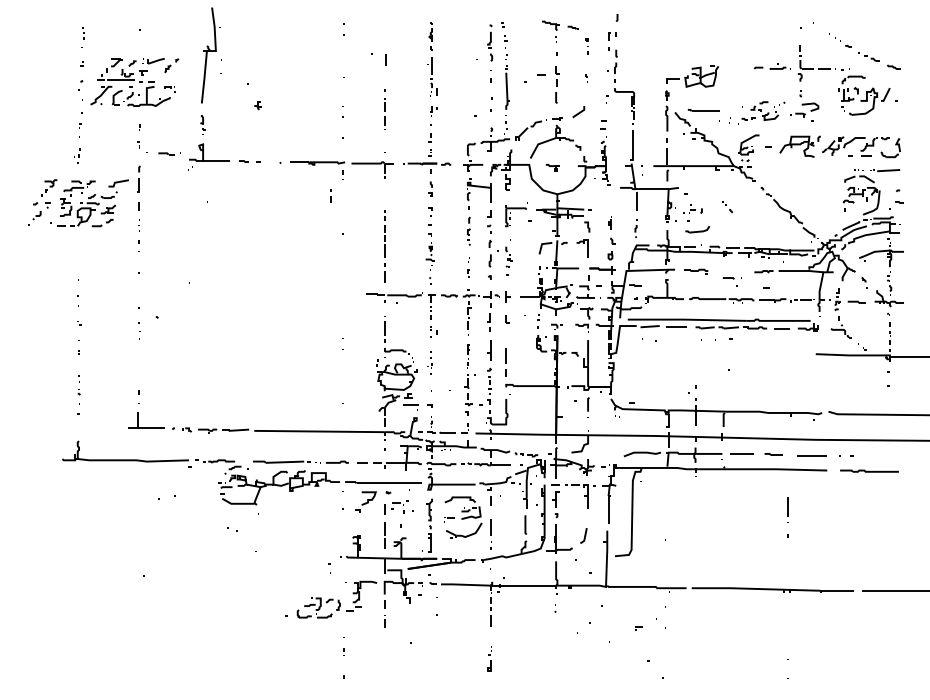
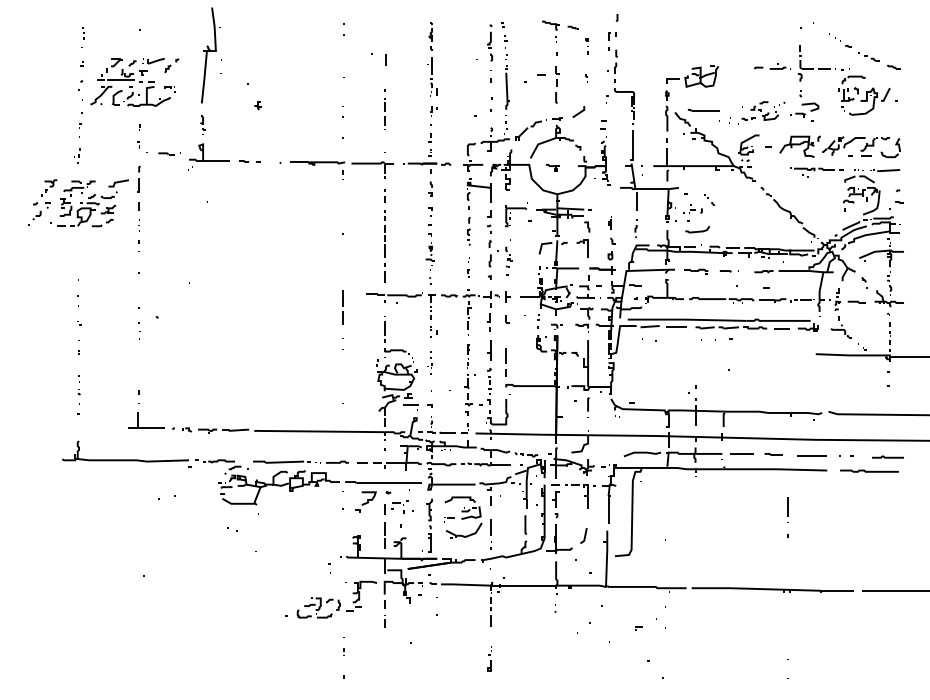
part: none -> present (816, 172)
line position: (330, 196) -> (384, 196) (384, 196)
part position: (727, 207) -> (709, 200) (709, 200)
part position: (731, 278) -> (728, 271) (728, 271)
line: none -> present (342, 306)
line: none -> present (887, 456)
